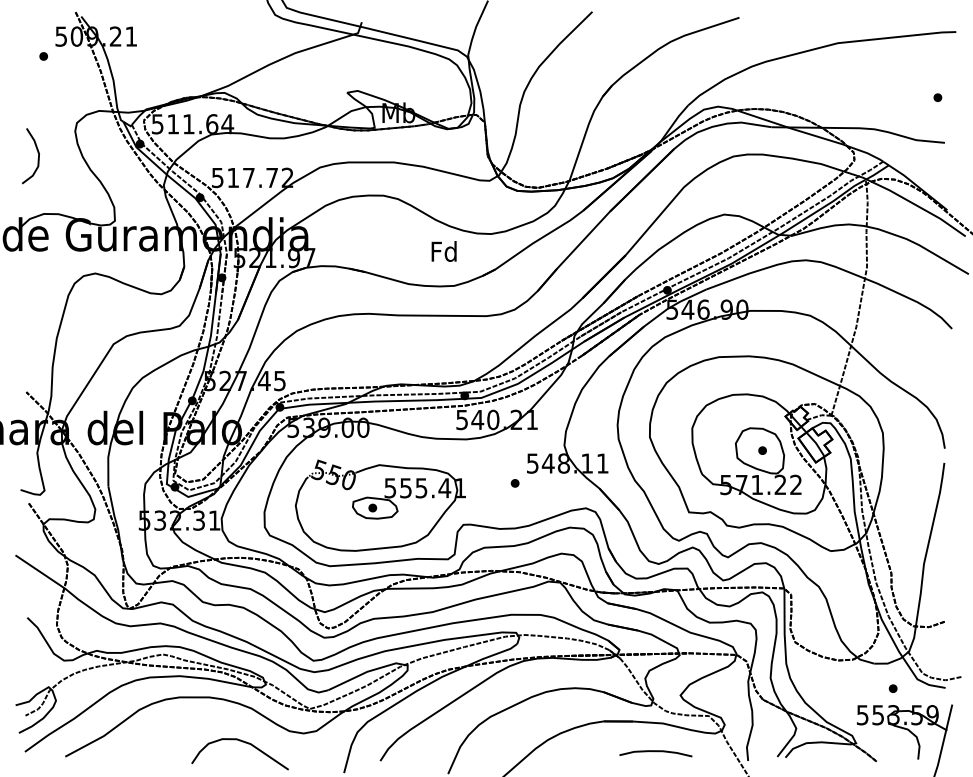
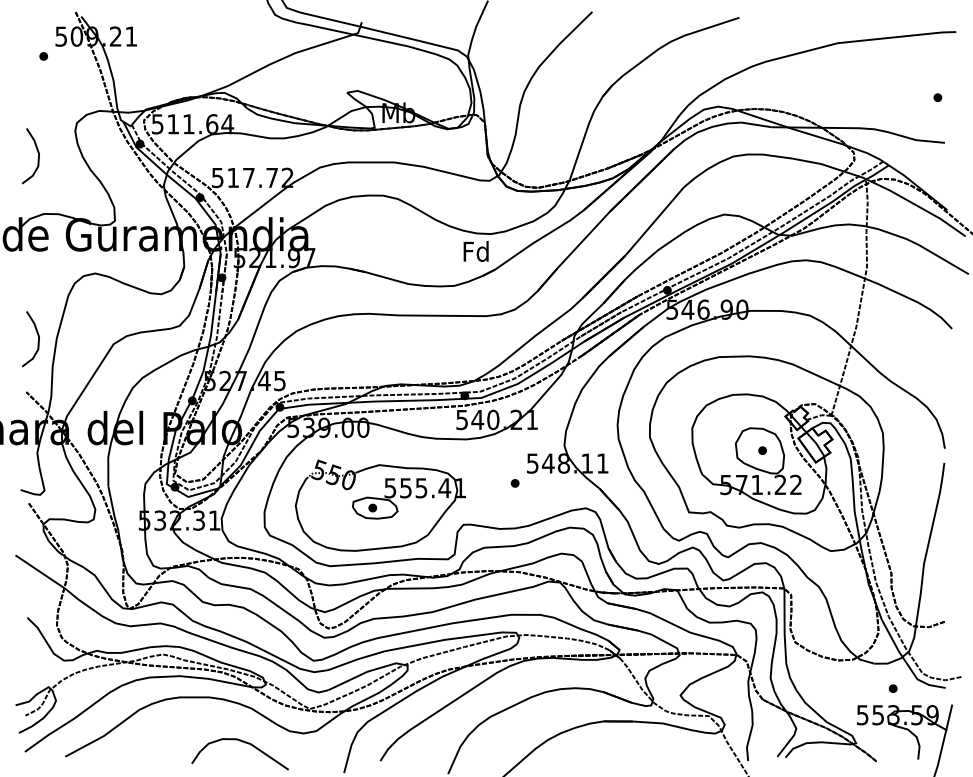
text position: (443, 251) -> (475, 251) (475, 251)
curve: none -> present (37, 342)
curve: present -> none (655, 752)
